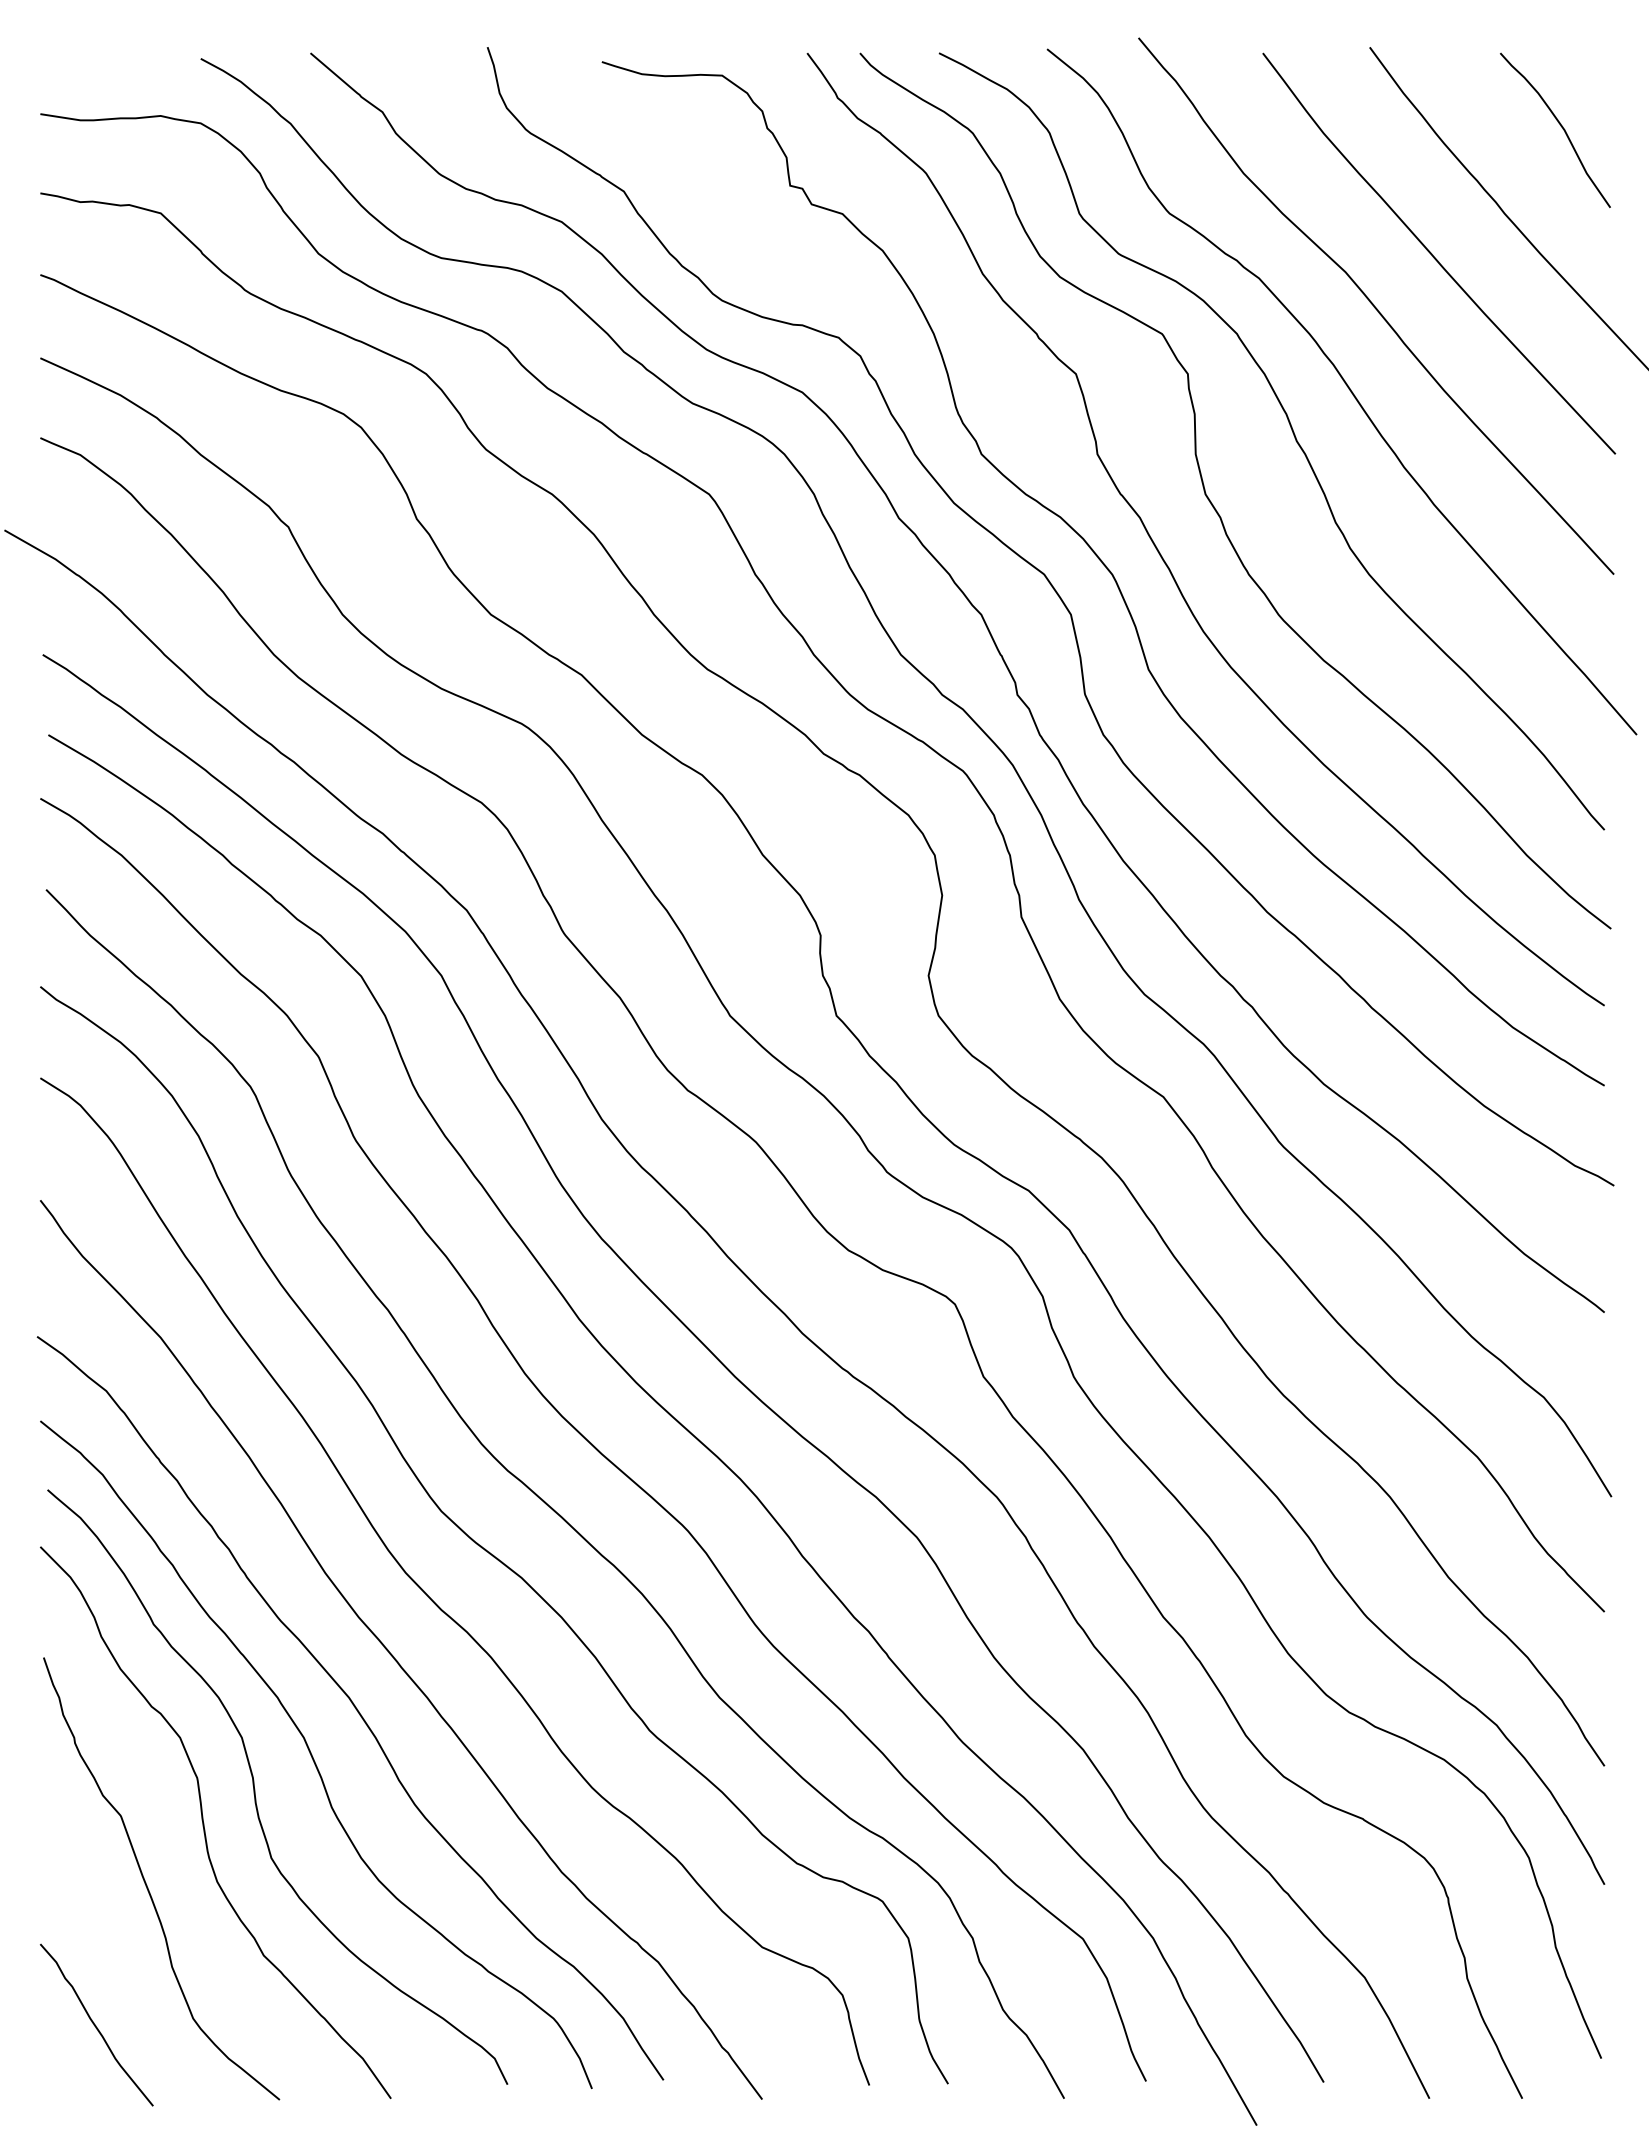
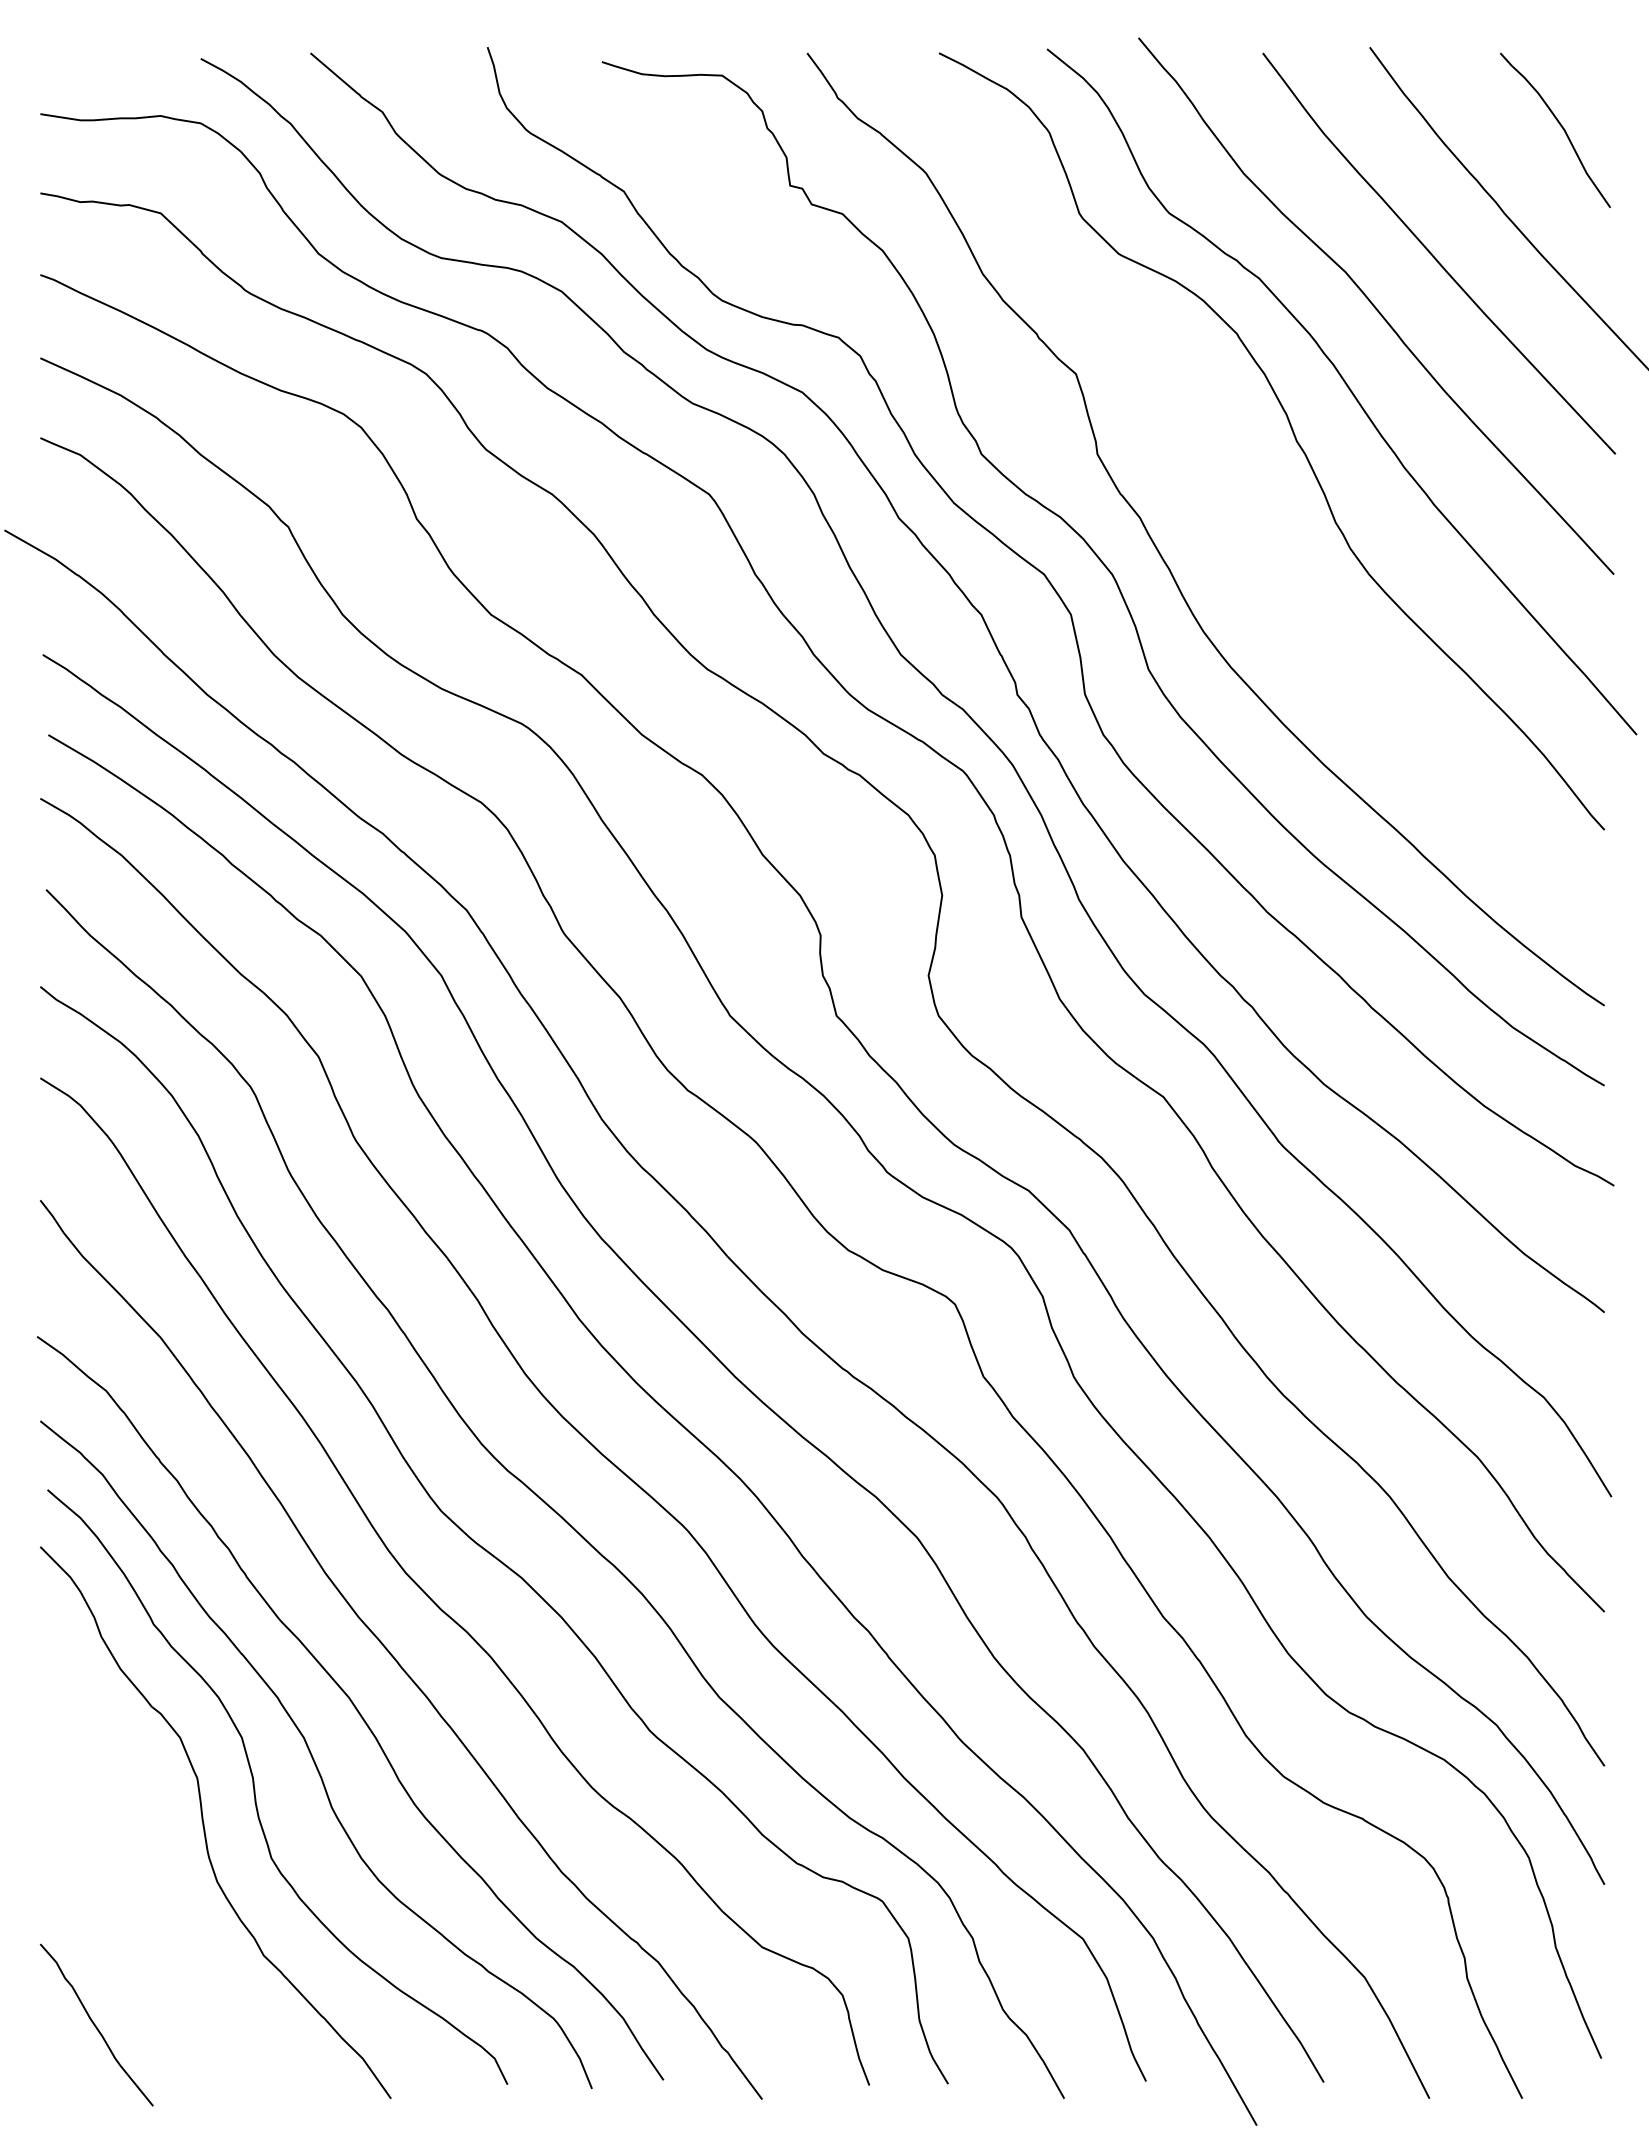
curve: present -> none (1213, 504)
curve: present -> none (146, 1882)
